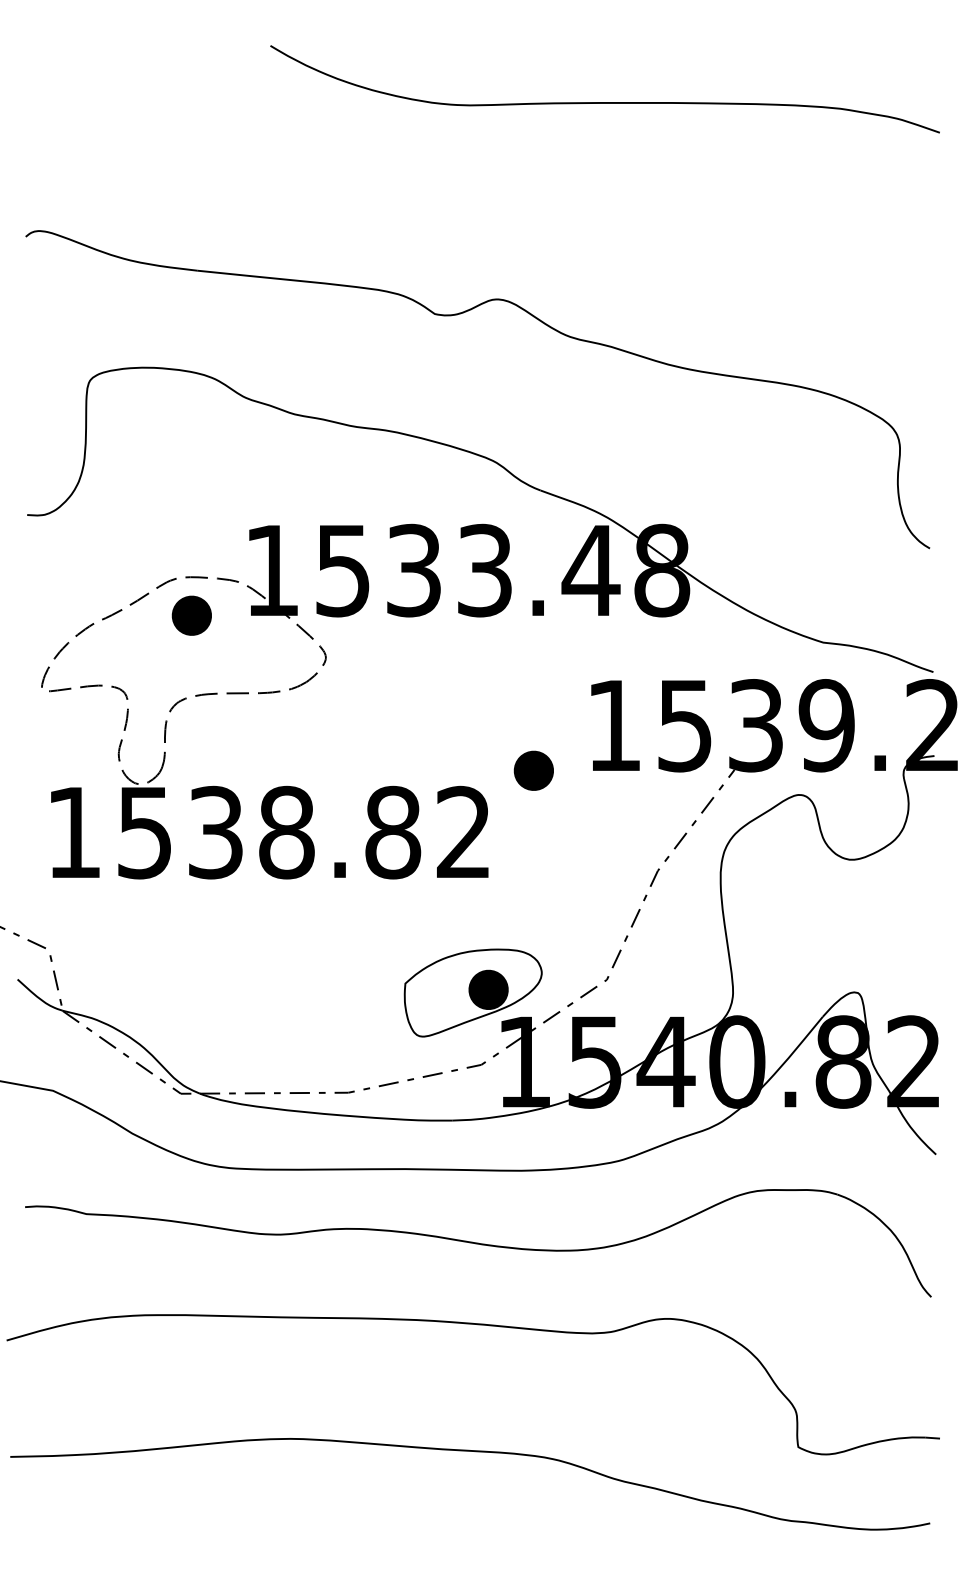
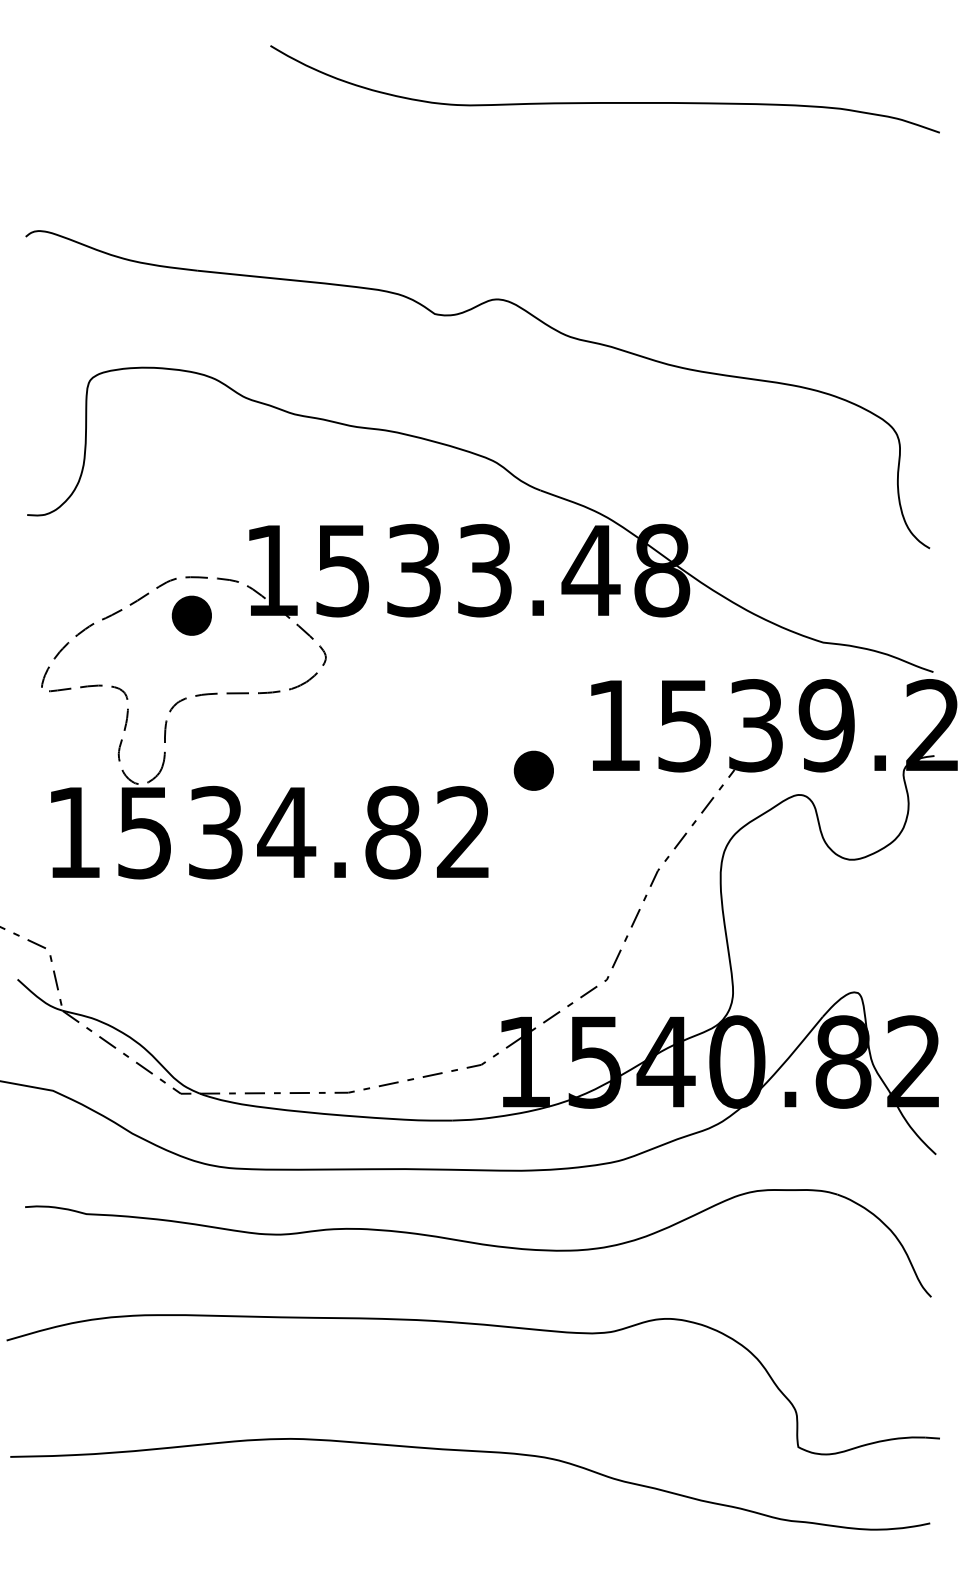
text: 1538.82 -> 1534.82 (286, 832)
part: present -> none (472, 992)
